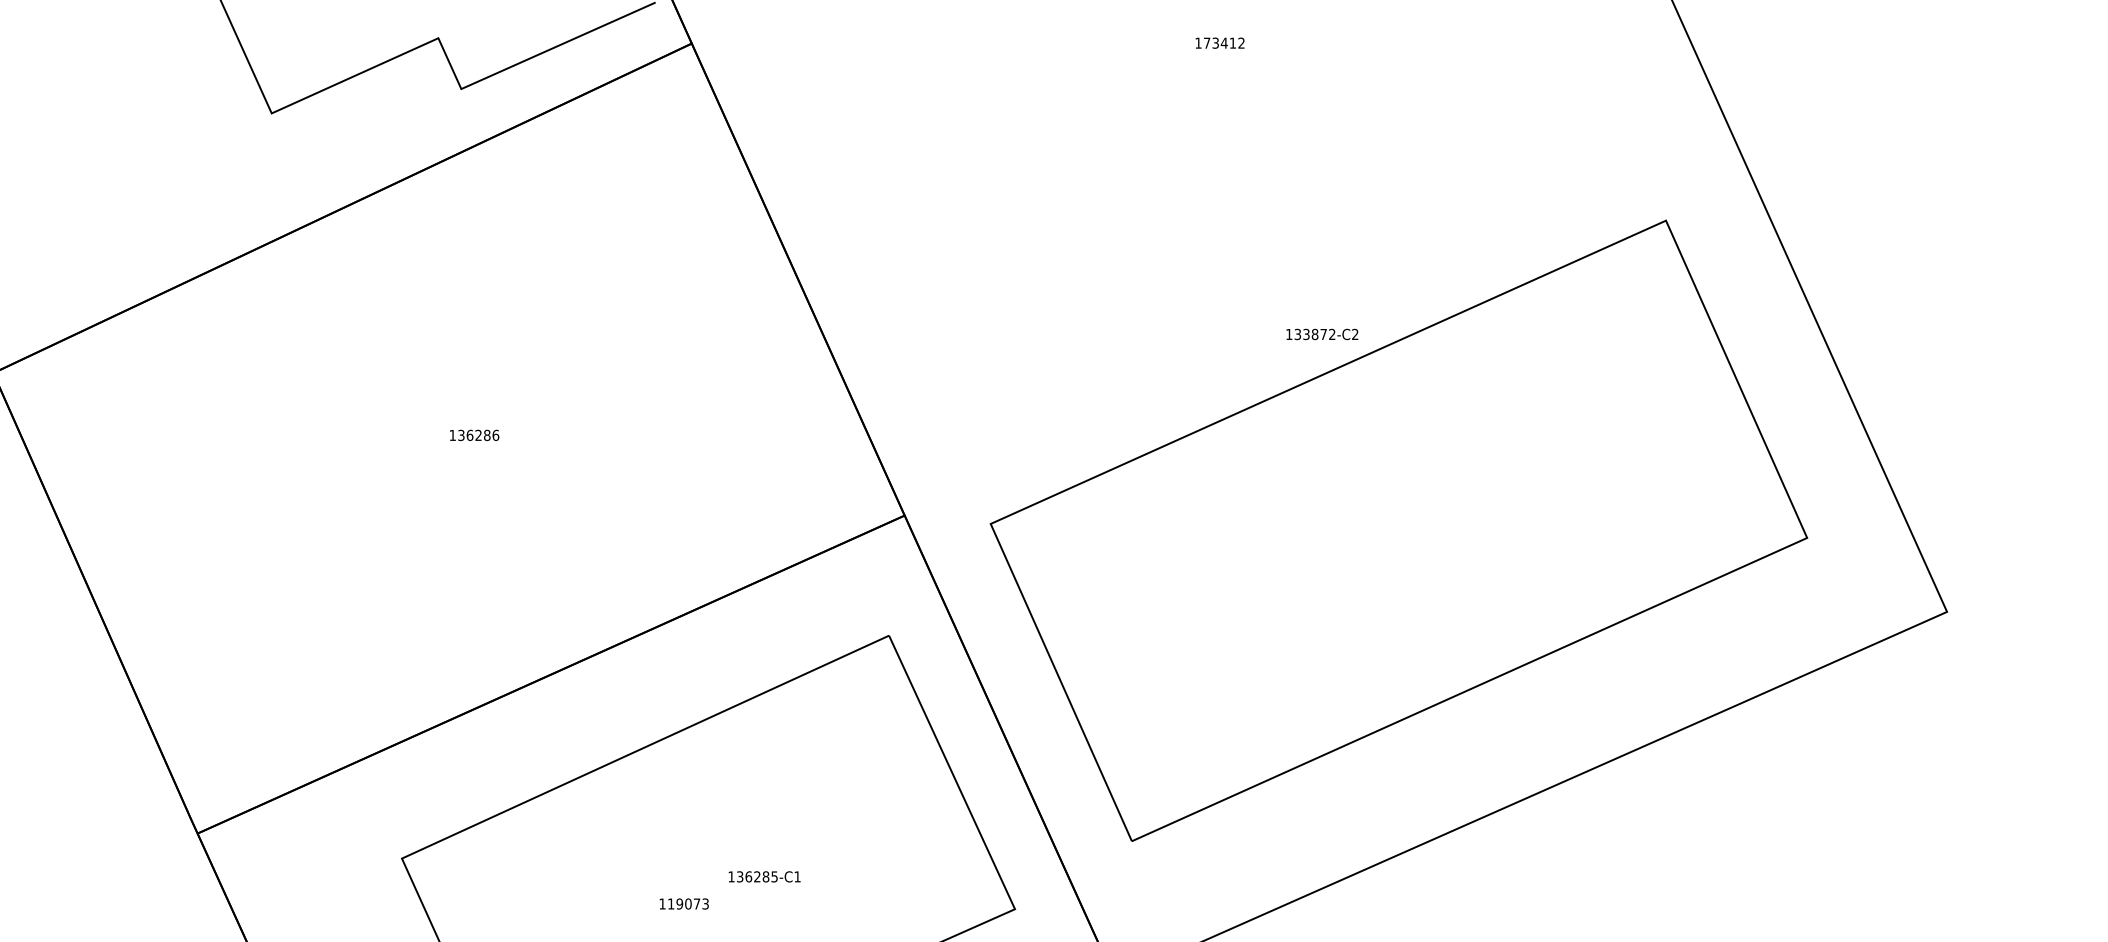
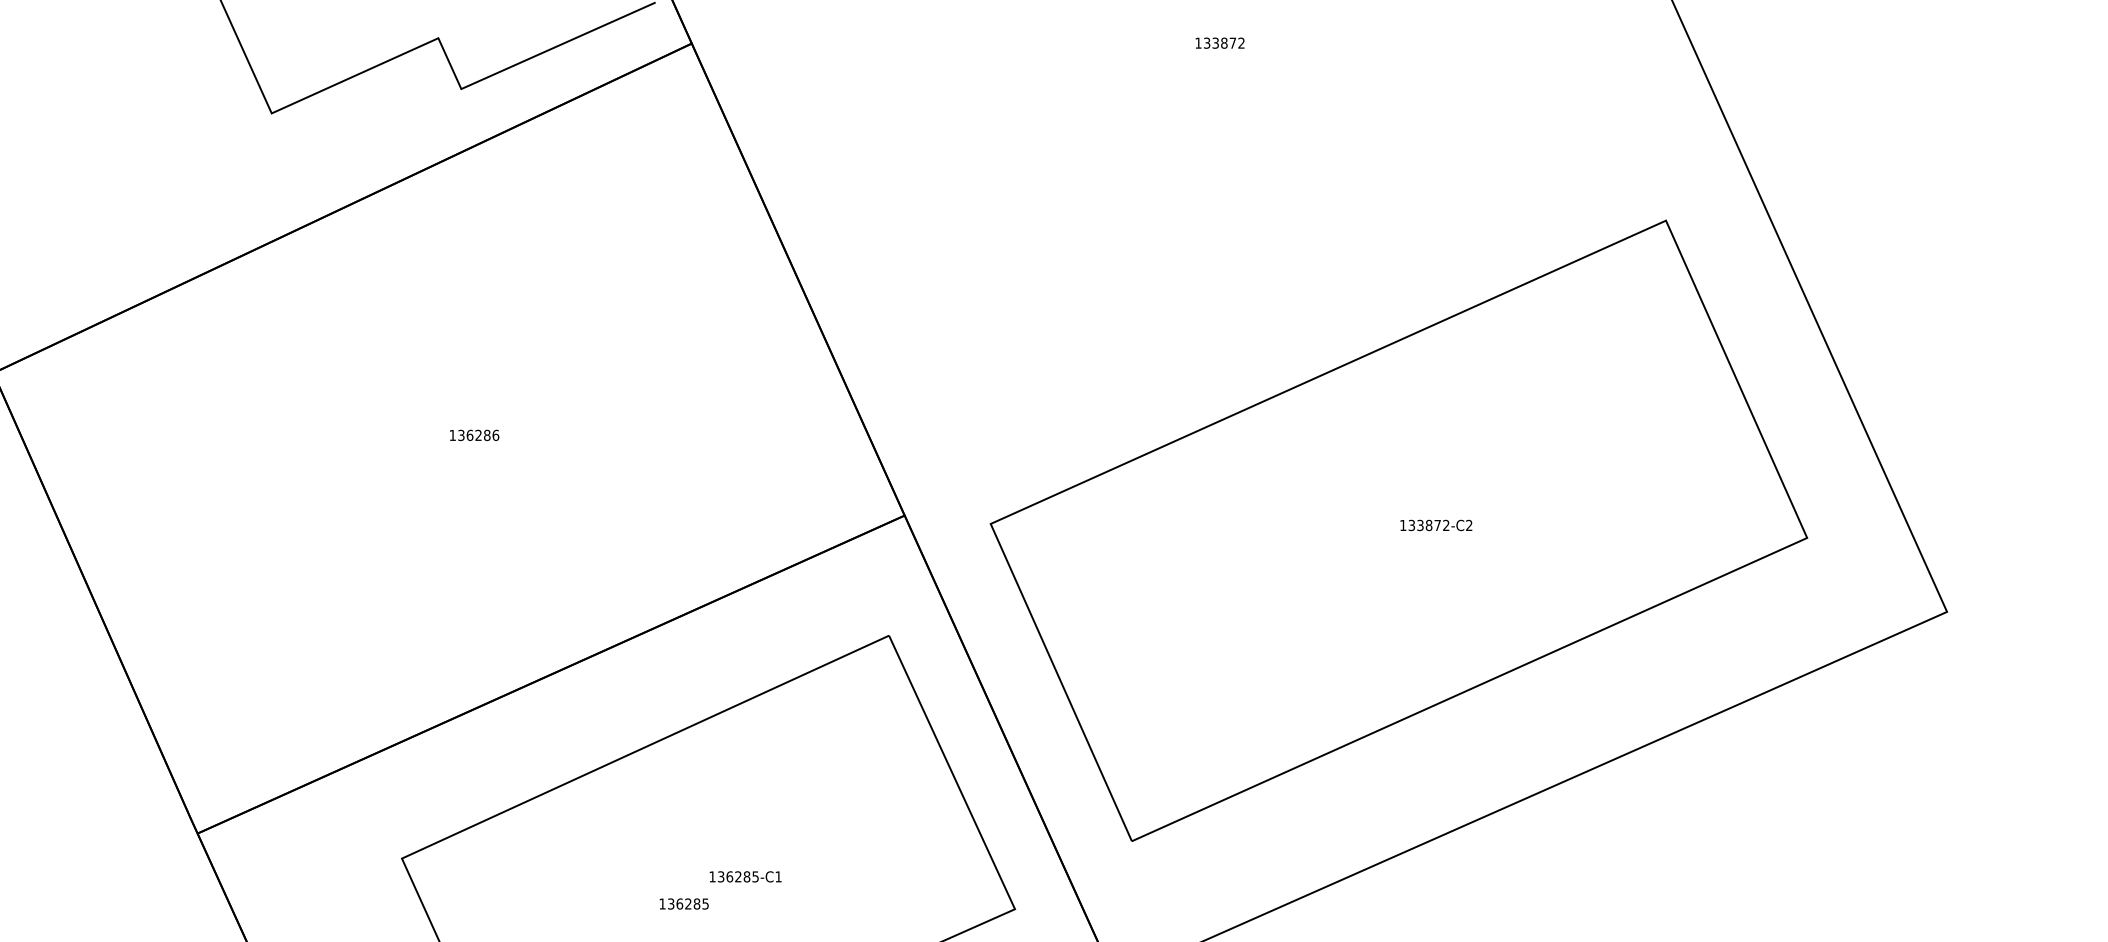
text: 173412 -> 133872 (1219, 42)
text position: (1322, 334) -> (1436, 525) (1436, 525)
text position: (764, 876) -> (745, 876) (745, 876)
text: 119073 -> 136285 (688, 903)
